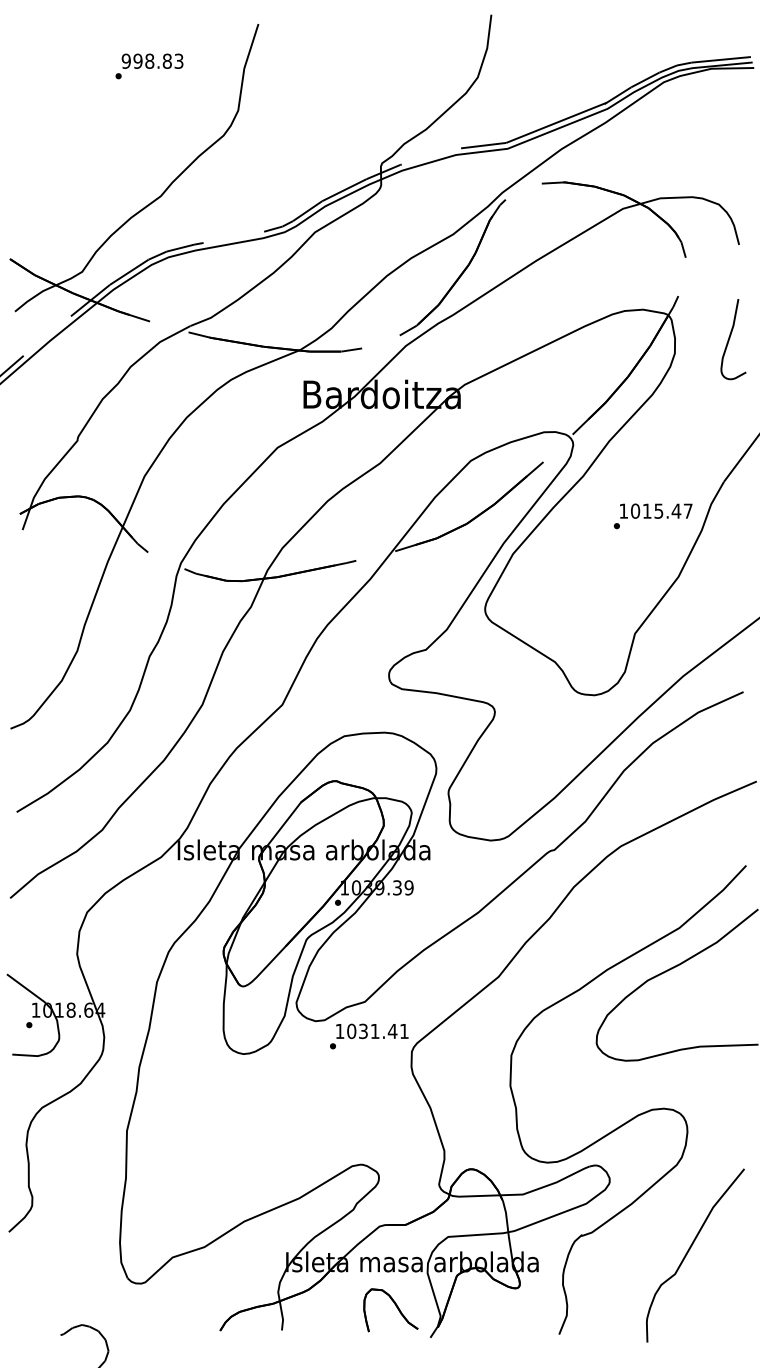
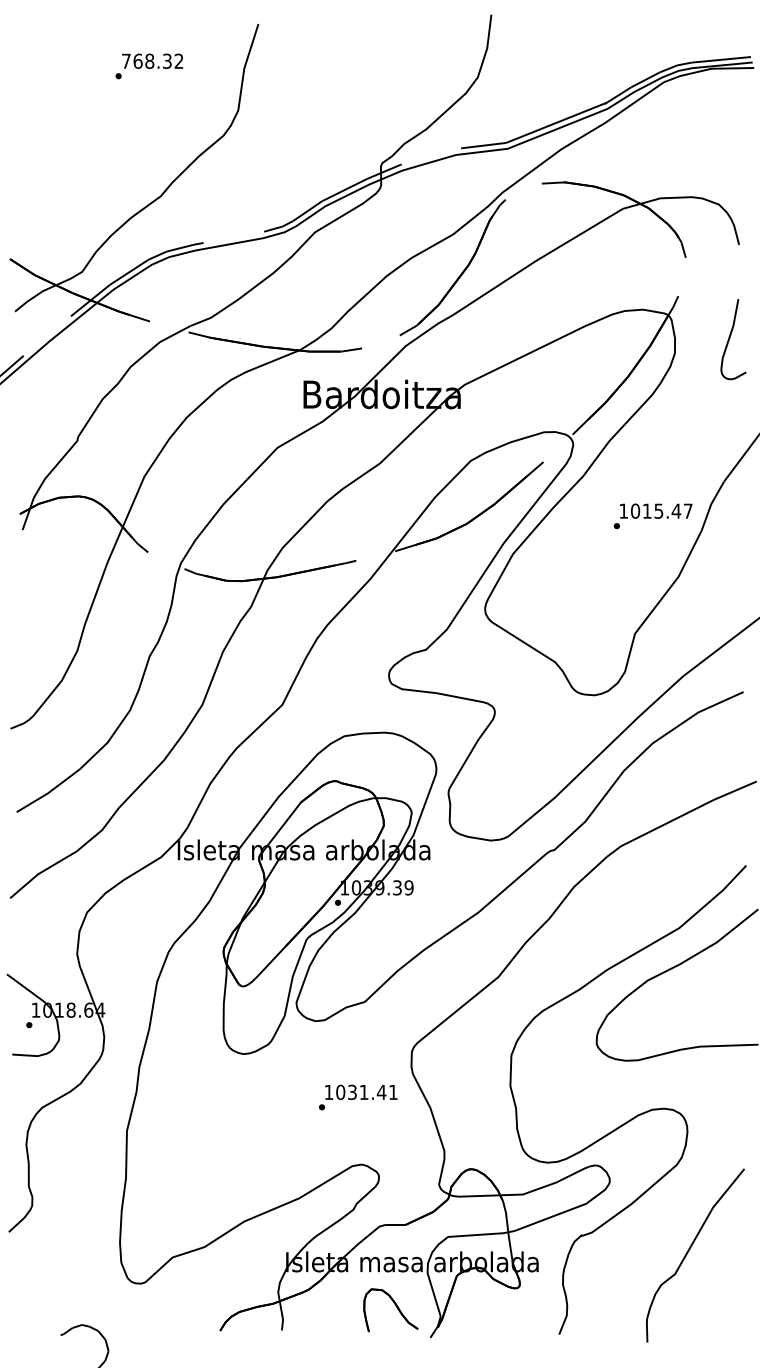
text: 998.83 -> 768.32 (152, 60)
text position: (369, 1036) -> (358, 1097) (358, 1097)
